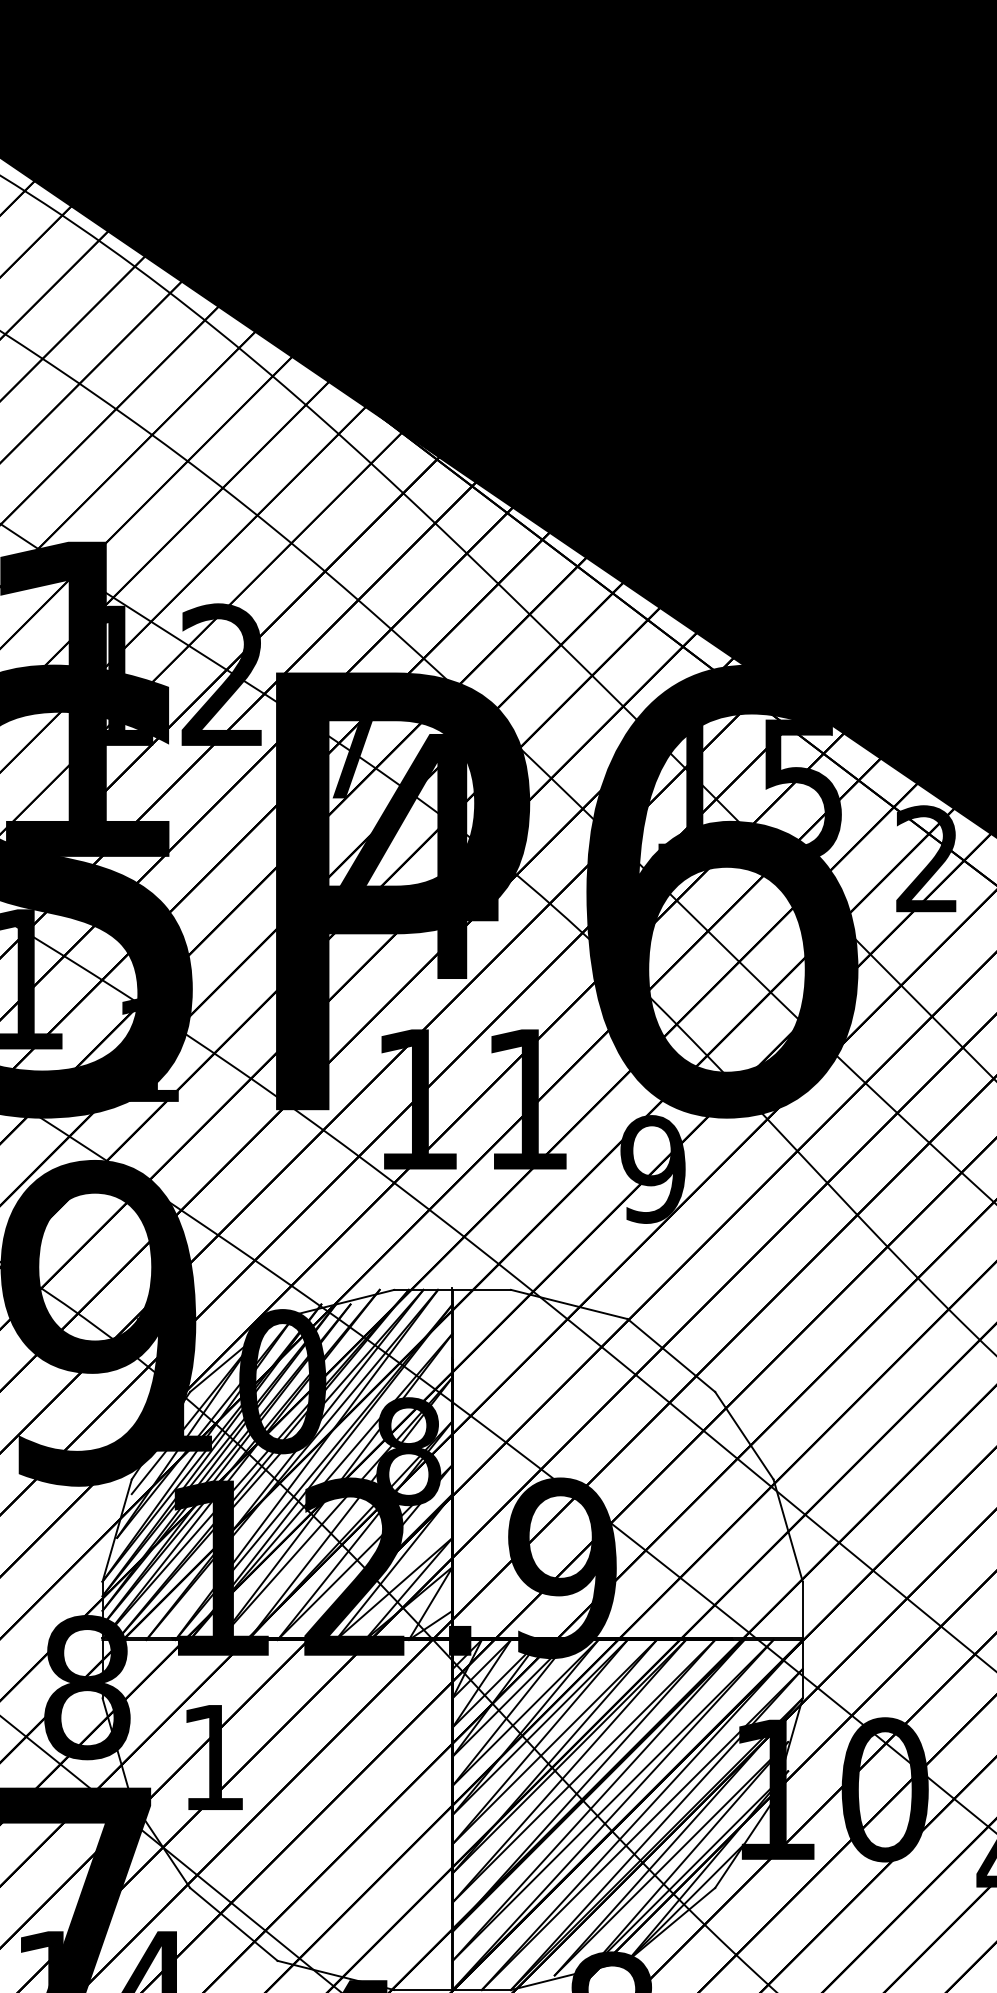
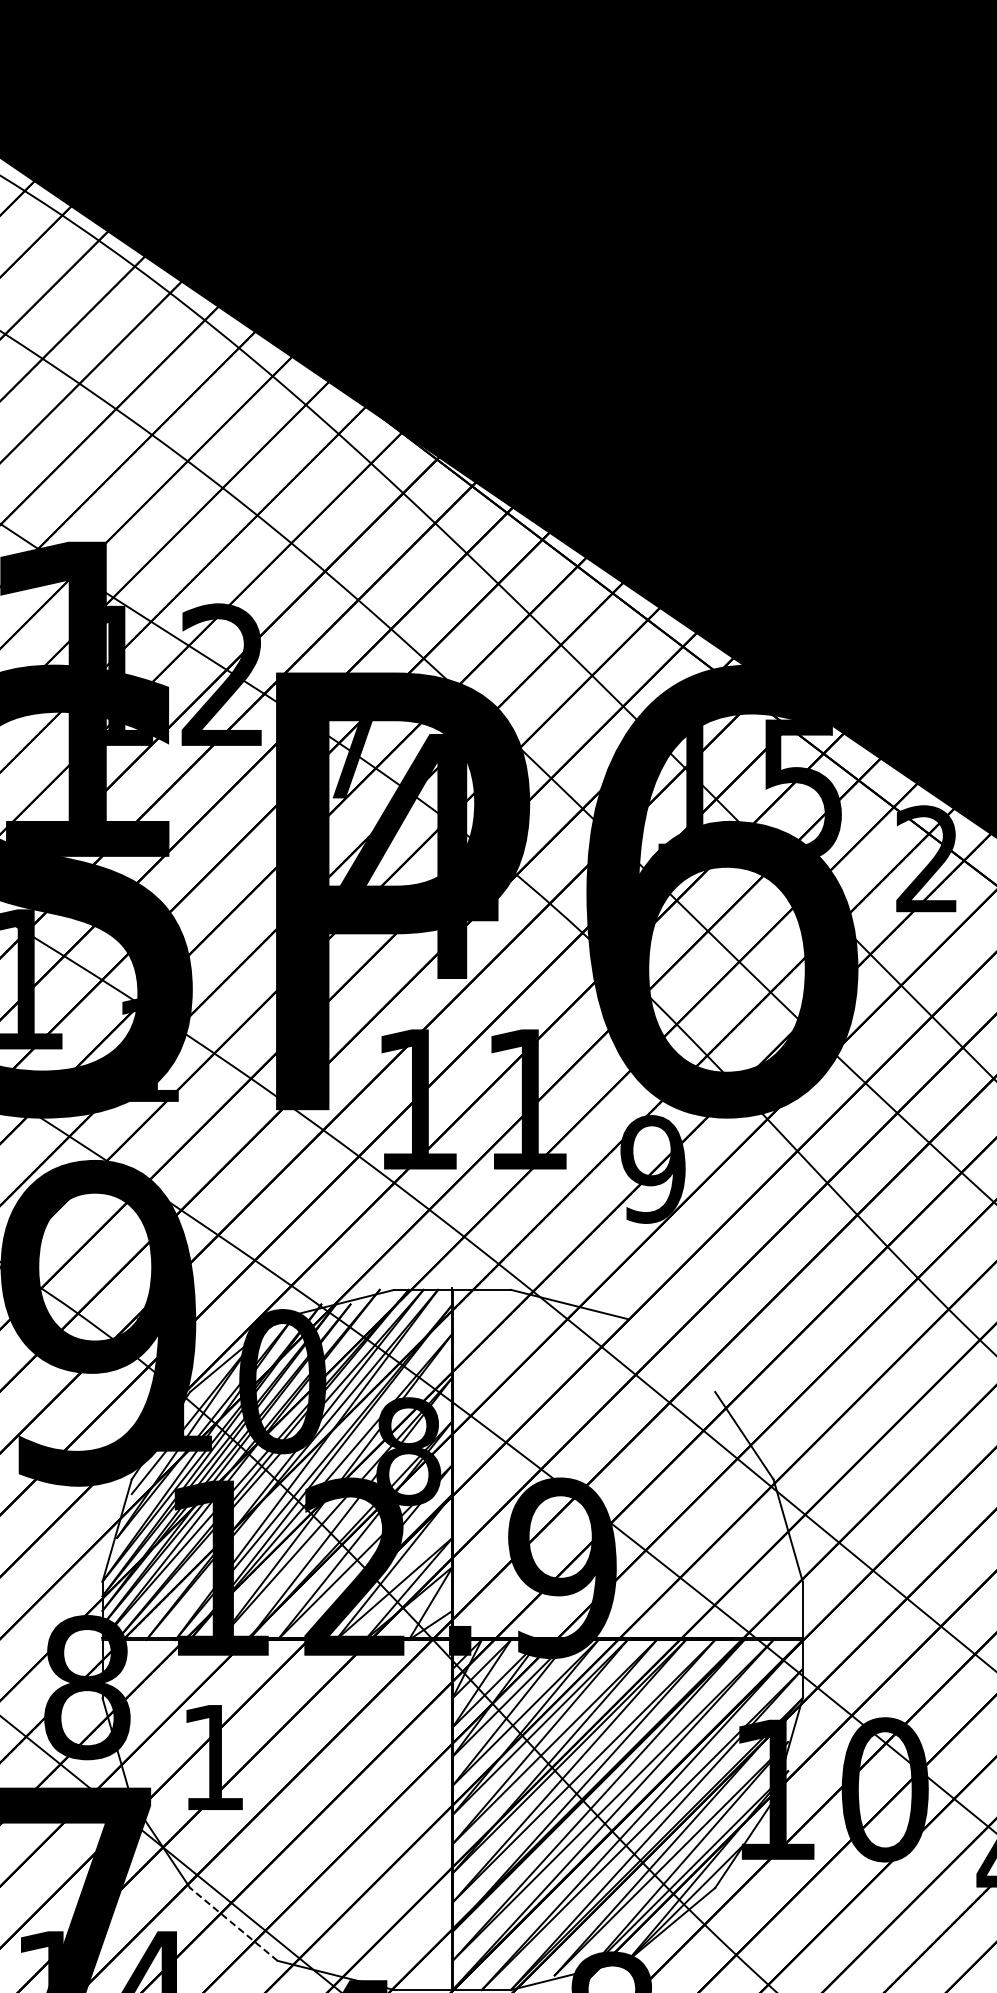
line: present -> none (671, 1355)
line: solid -> dashed (233, 1924)
